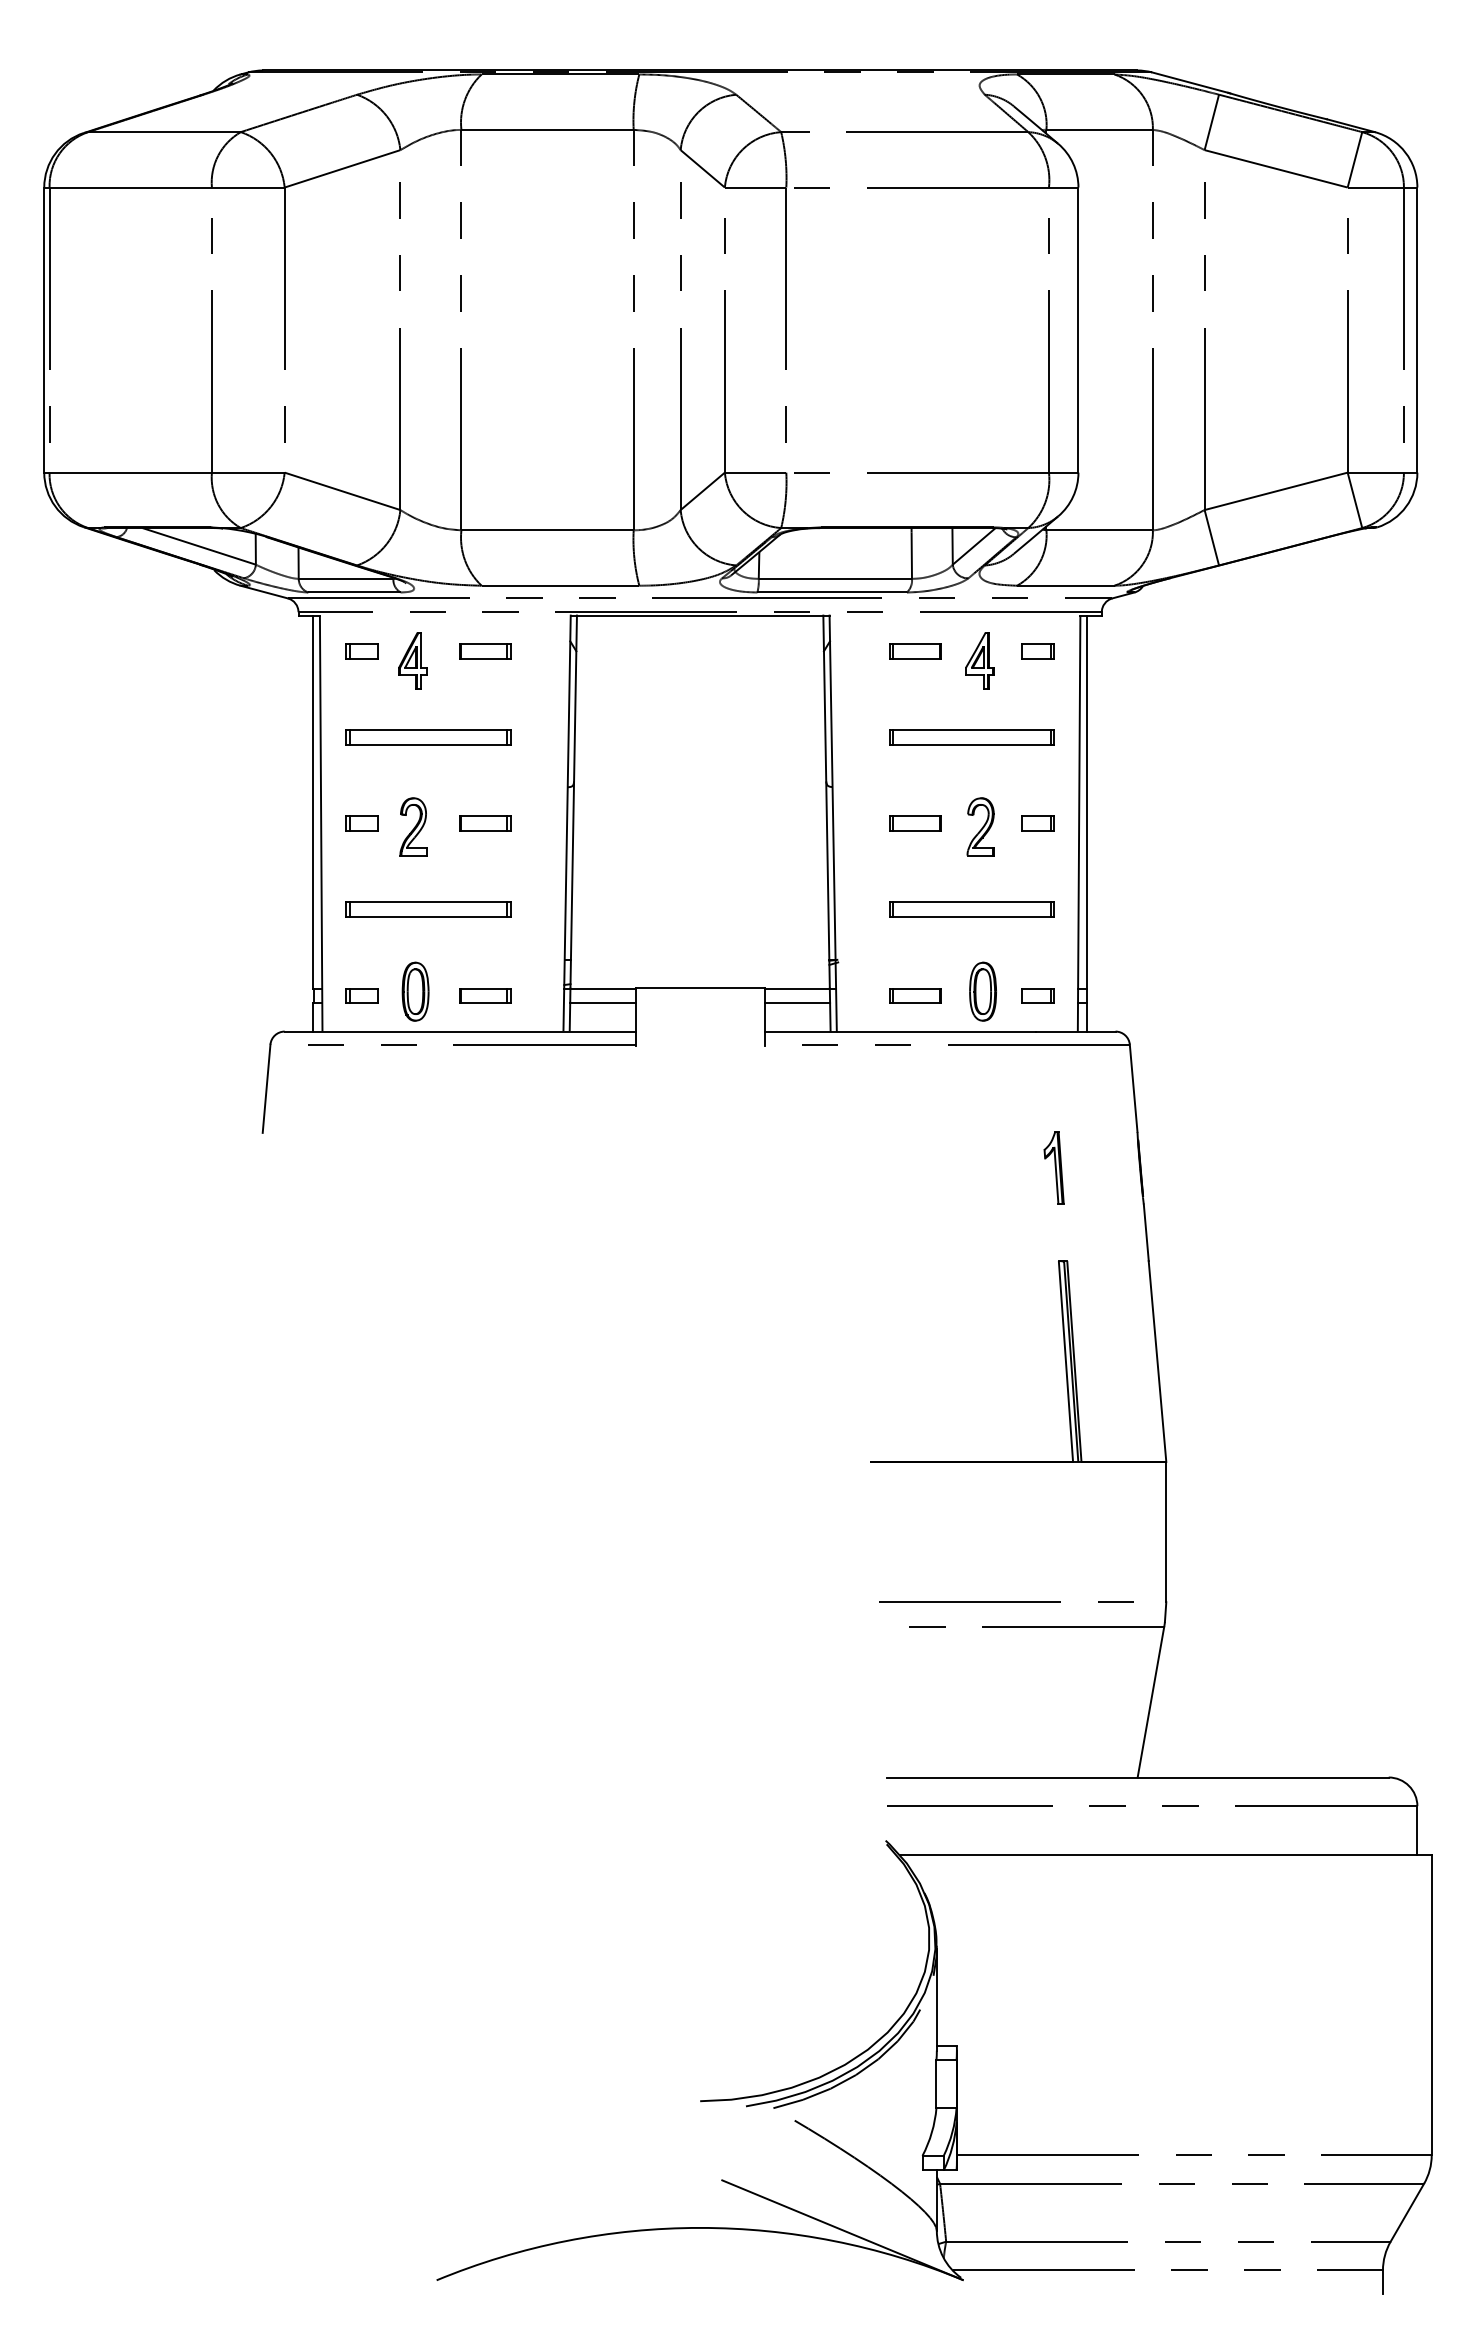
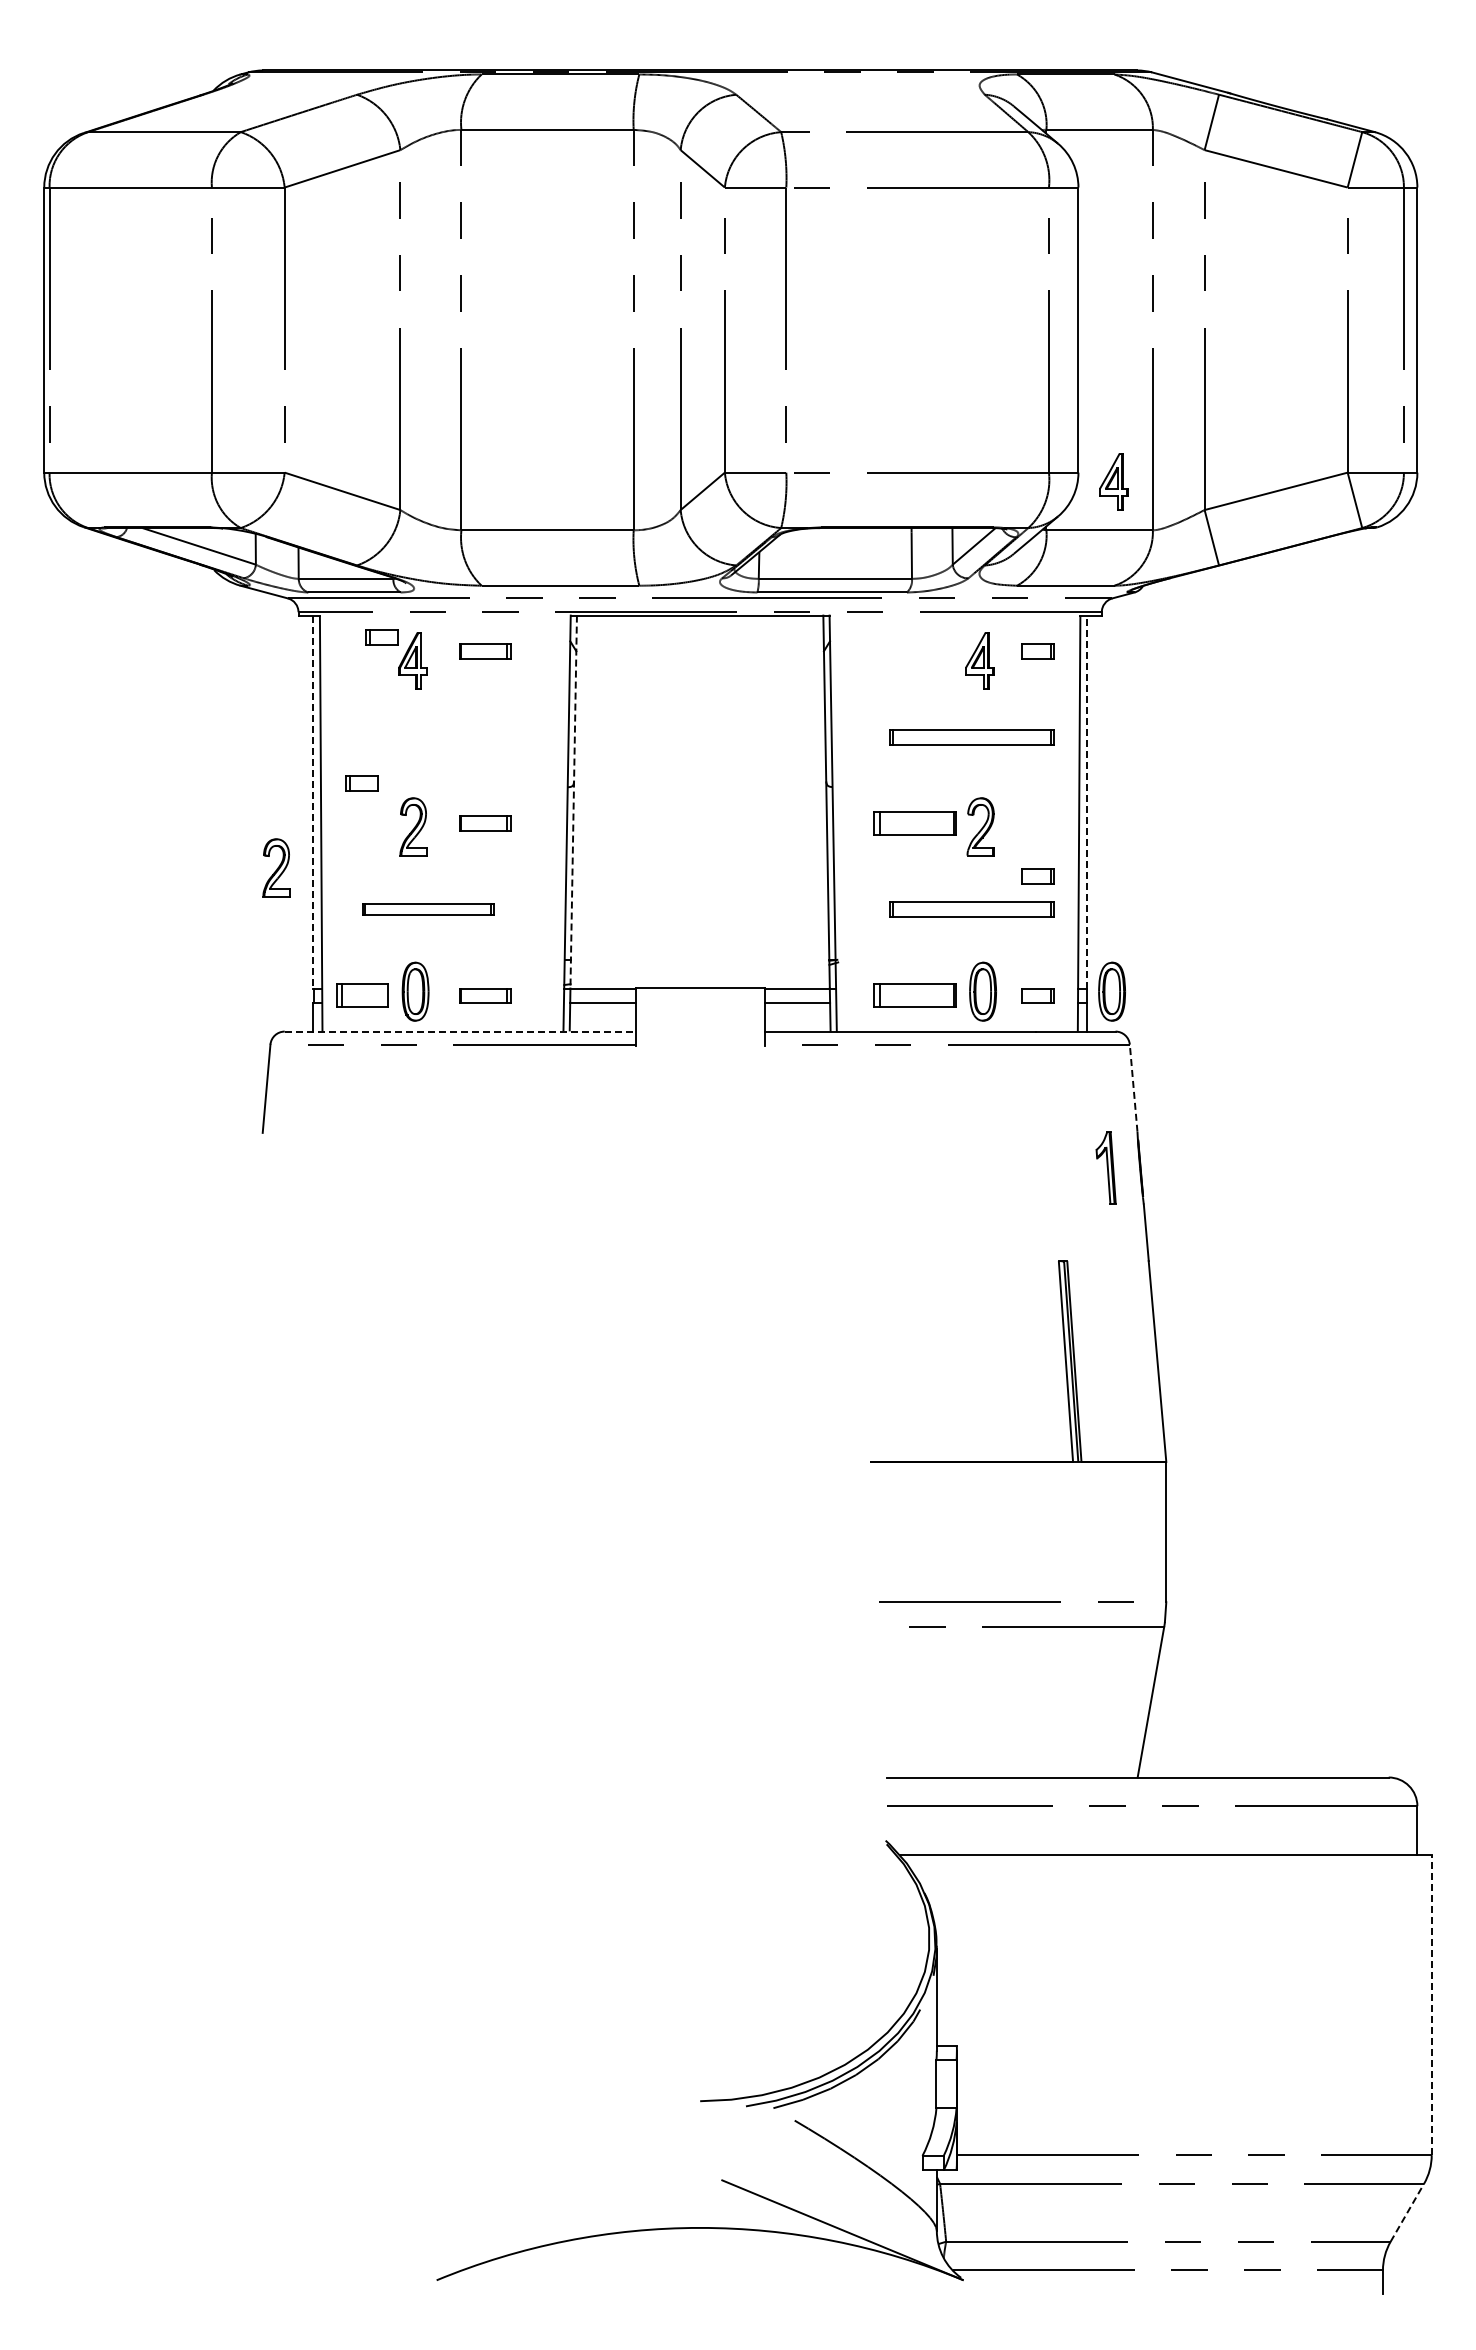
part: none -> present (1113, 481)
part position: (361, 651) -> (381, 637) (381, 637)
part: present -> none (915, 651)
part: present -> none (428, 737)
line: solid -> dashed (1087, 801)
line: solid -> dashed (312, 802)
line: solid -> dashed (573, 802)
part position: (361, 823) -> (361, 783) (361, 783)
part size: 53x17 px -> 84x25 px (914, 823)
part position: (1037, 823) -> (1037, 876) (1037, 876)
part: none -> present (276, 867)
part size: 167x17 px -> 133x13 px (428, 909)
part: none -> present (1111, 991)
part size: 34x16 px -> 53x25 px (362, 995)
part size: 53x16 px -> 84x25 px (914, 995)
line: solid -> dashed (460, 1031)
line: solid -> dashed (1133, 1088)
part position: (1053, 1167) -> (1105, 1167) (1105, 1167)
line: solid -> dashed (1431, 2004)
line: solid -> dashed (1407, 2212)
